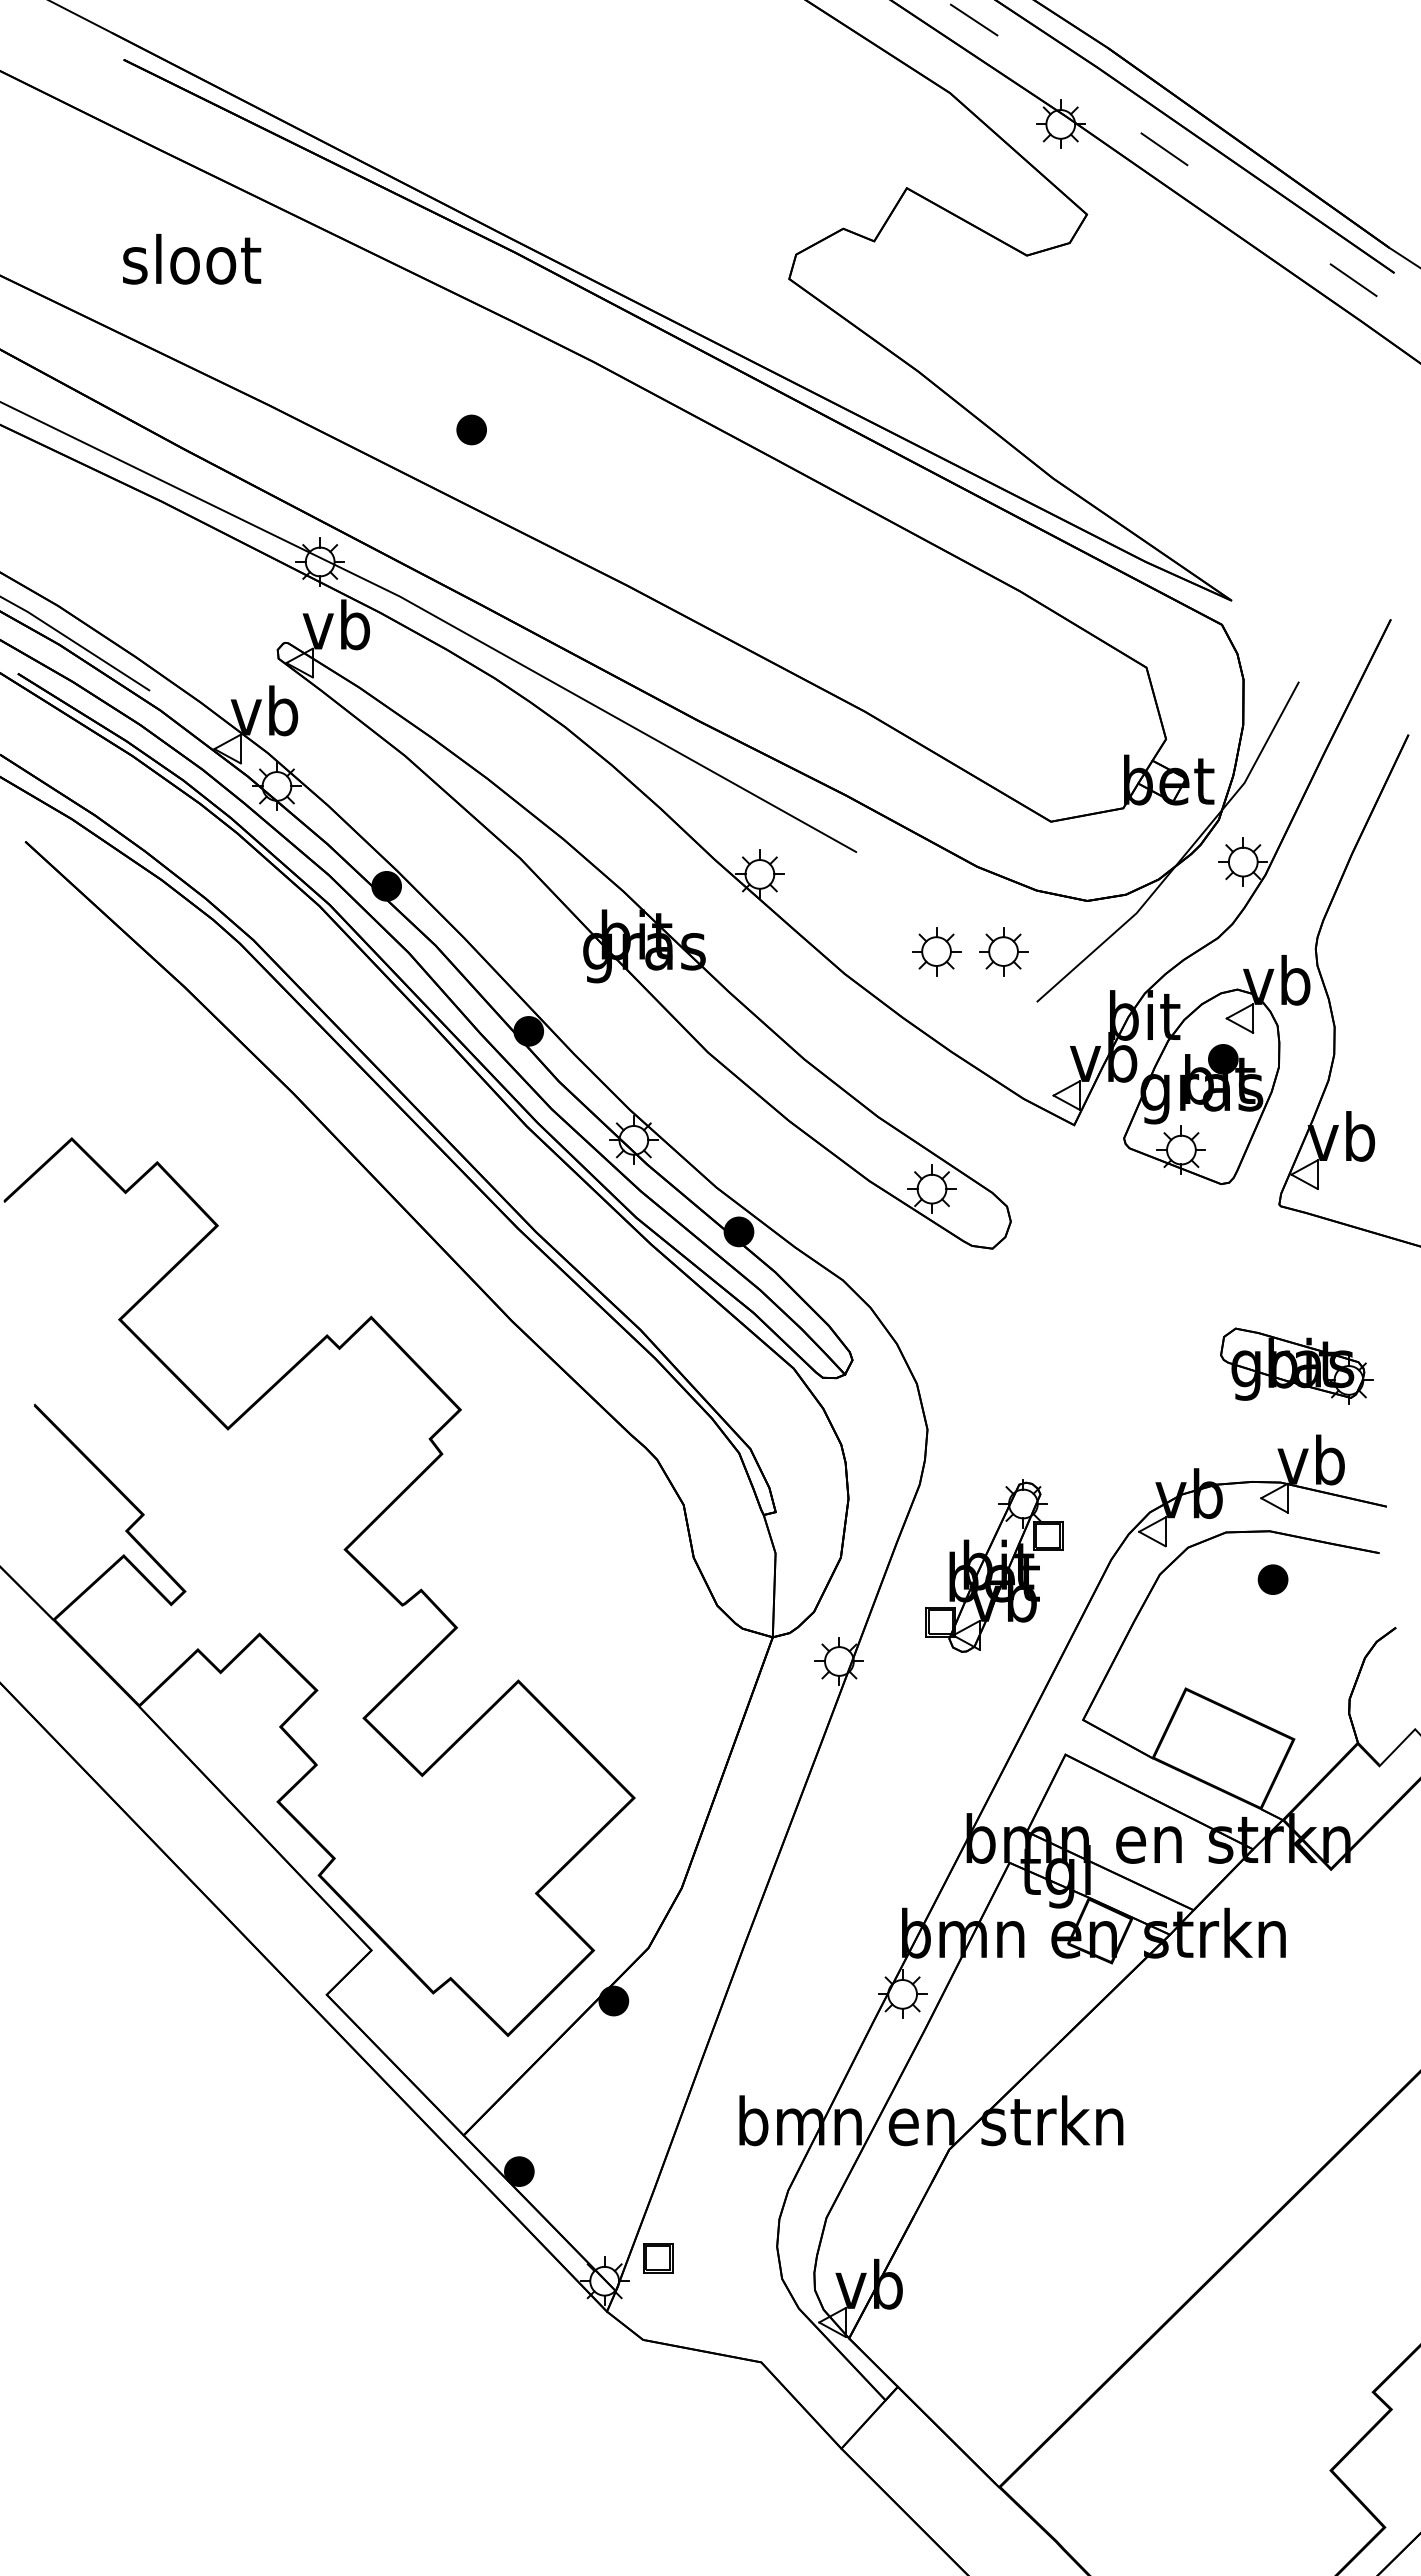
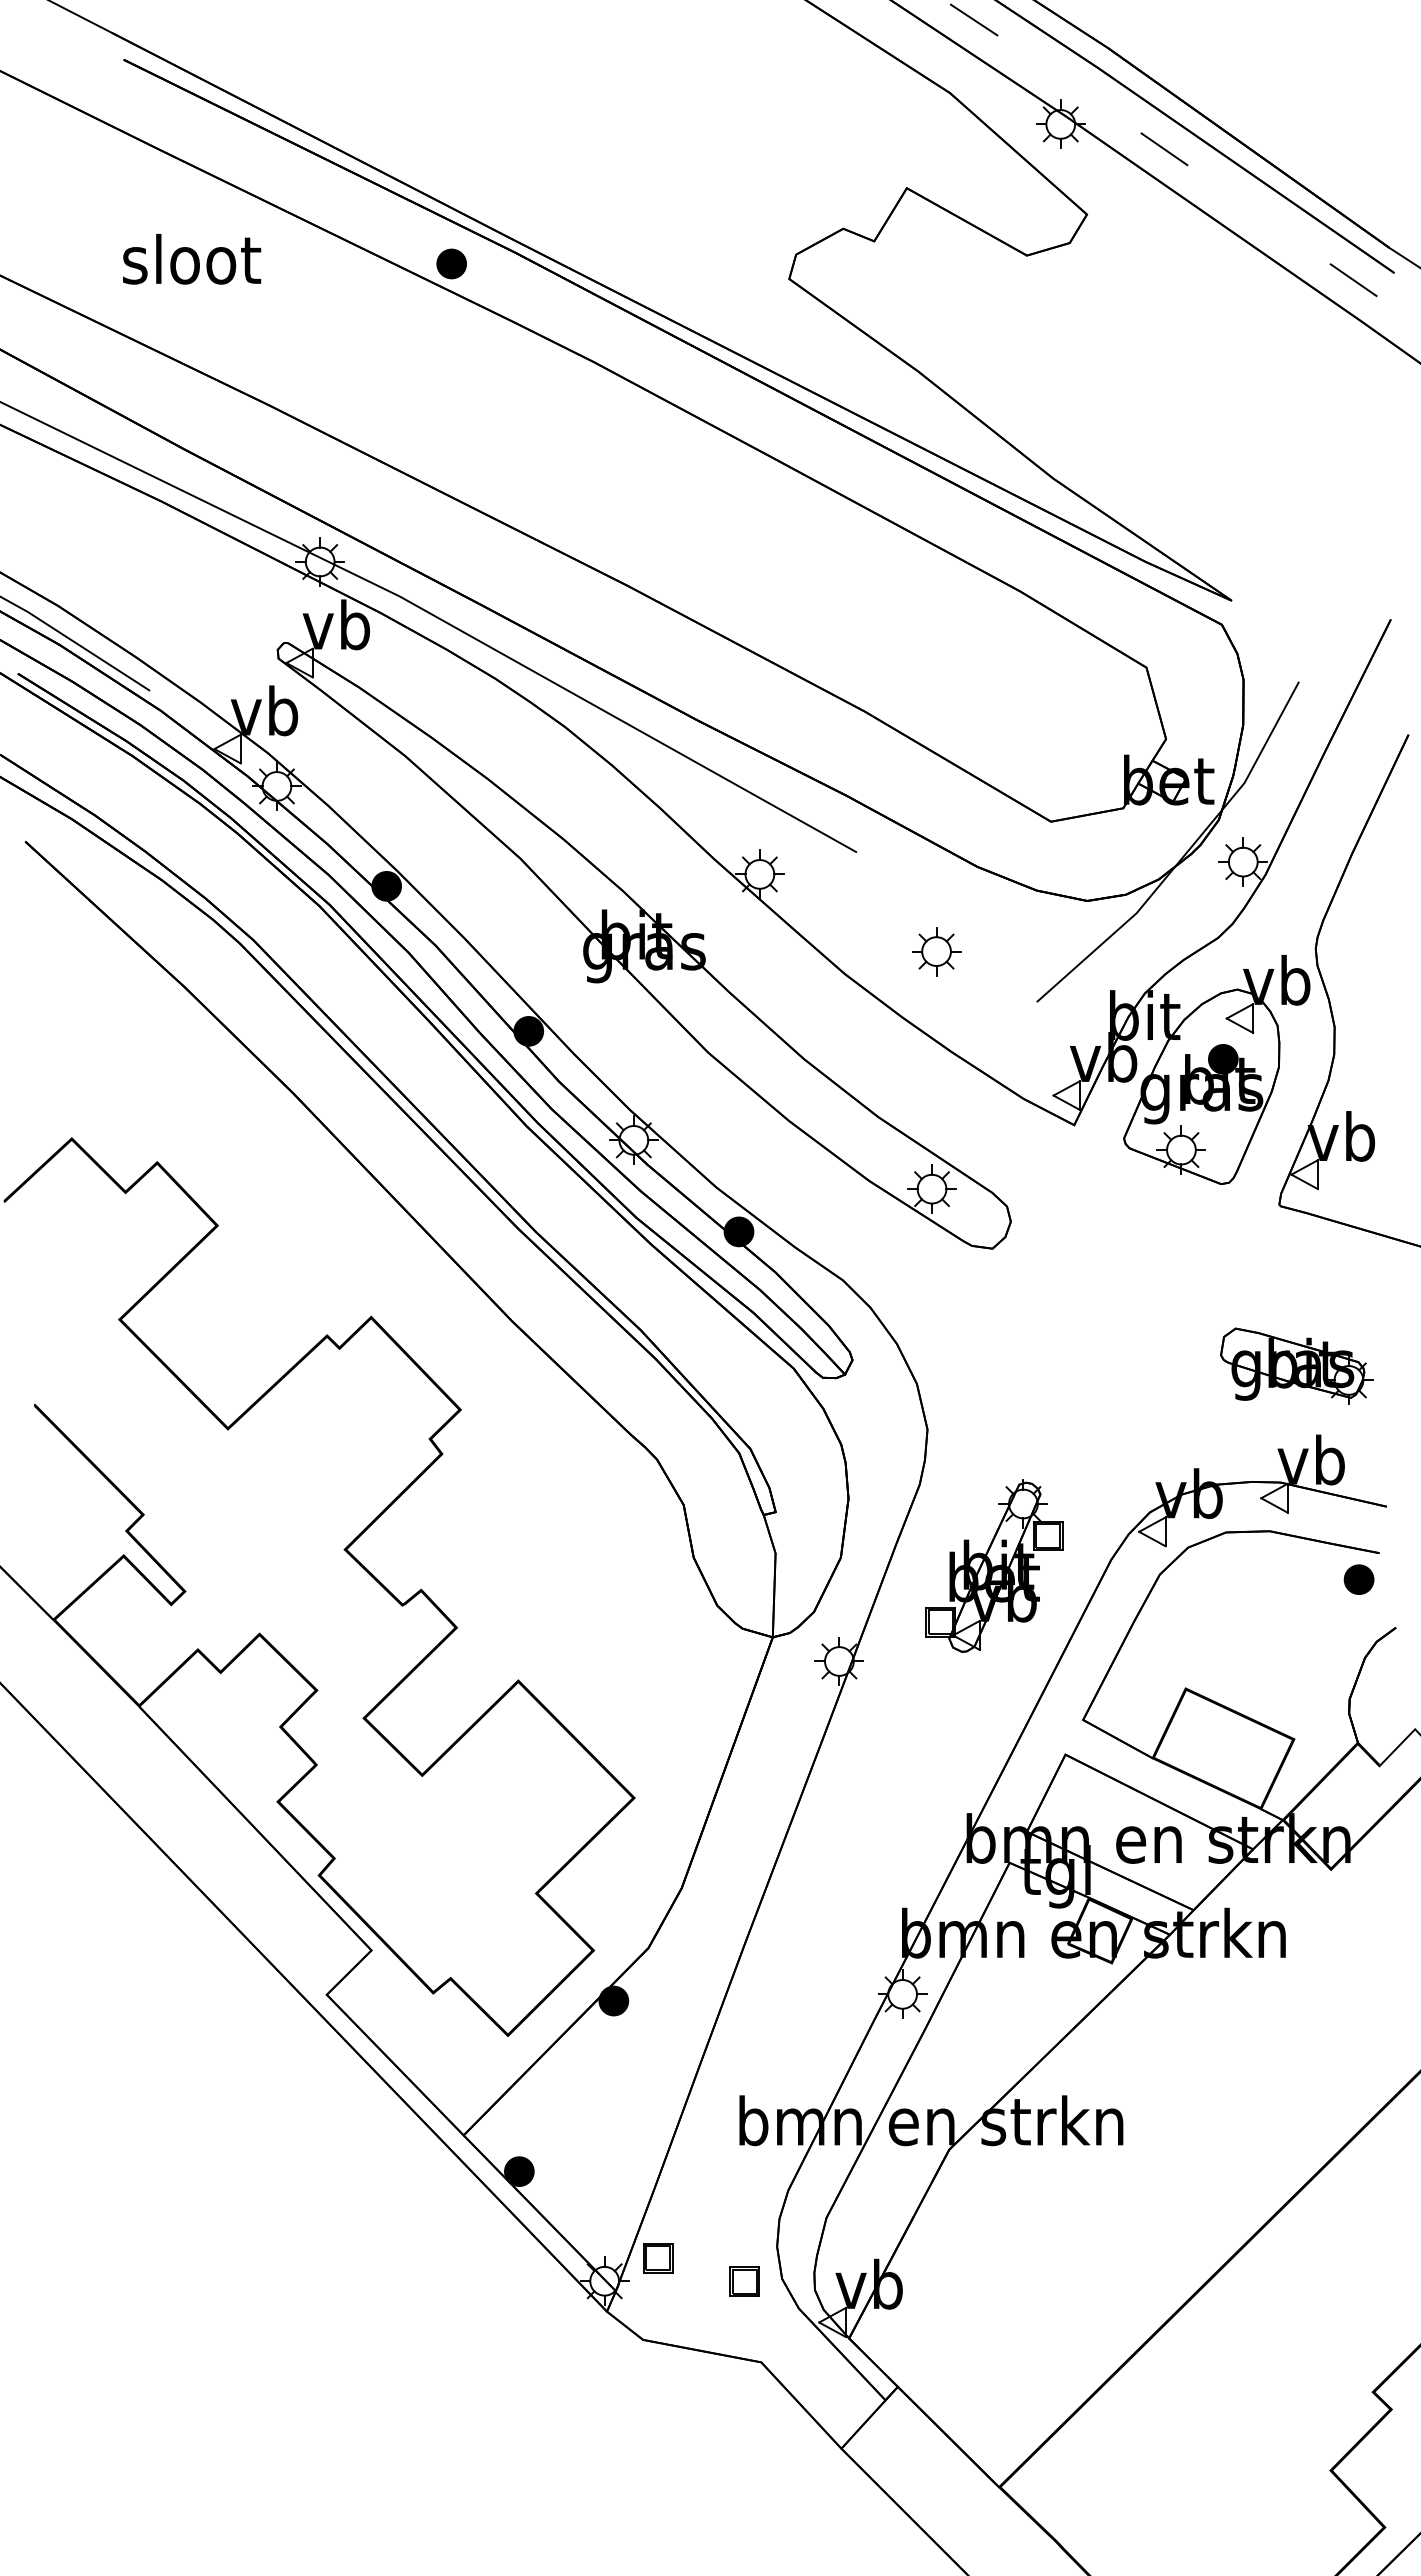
part position: (471, 429) -> (451, 263) (451, 263)
part: present -> none (1003, 951)
part position: (1272, 1579) -> (1358, 1579) (1358, 1579)
part: none -> present (744, 2281)
